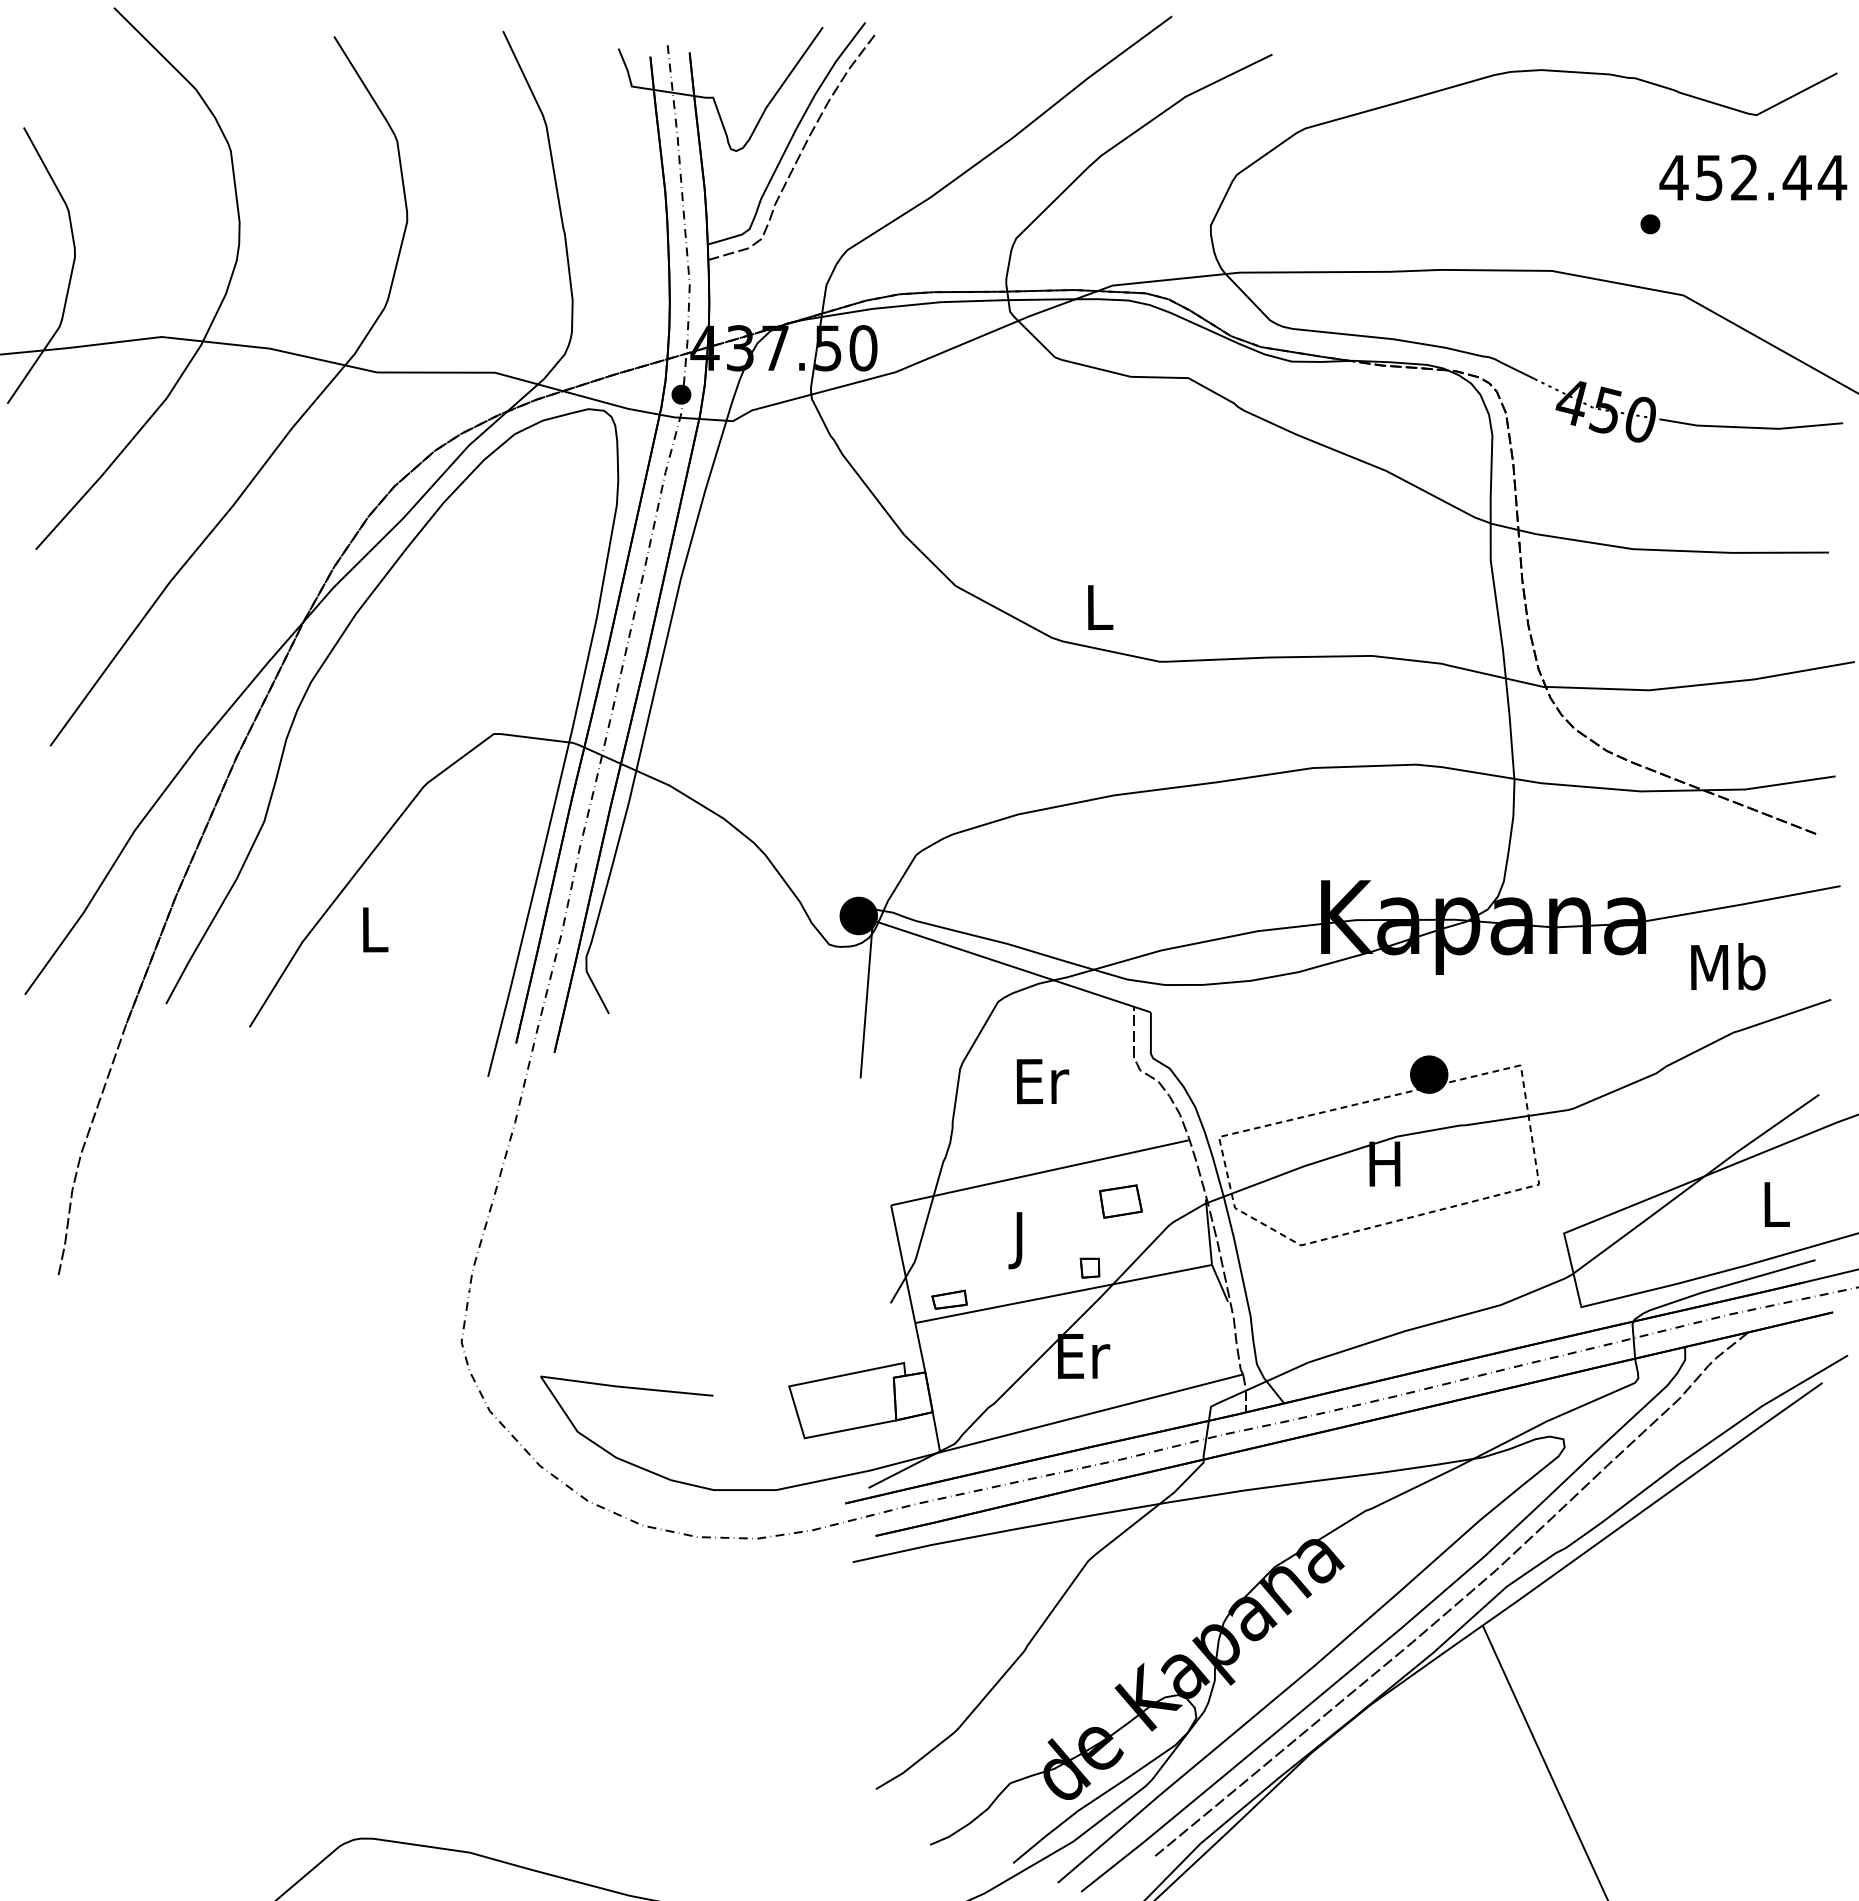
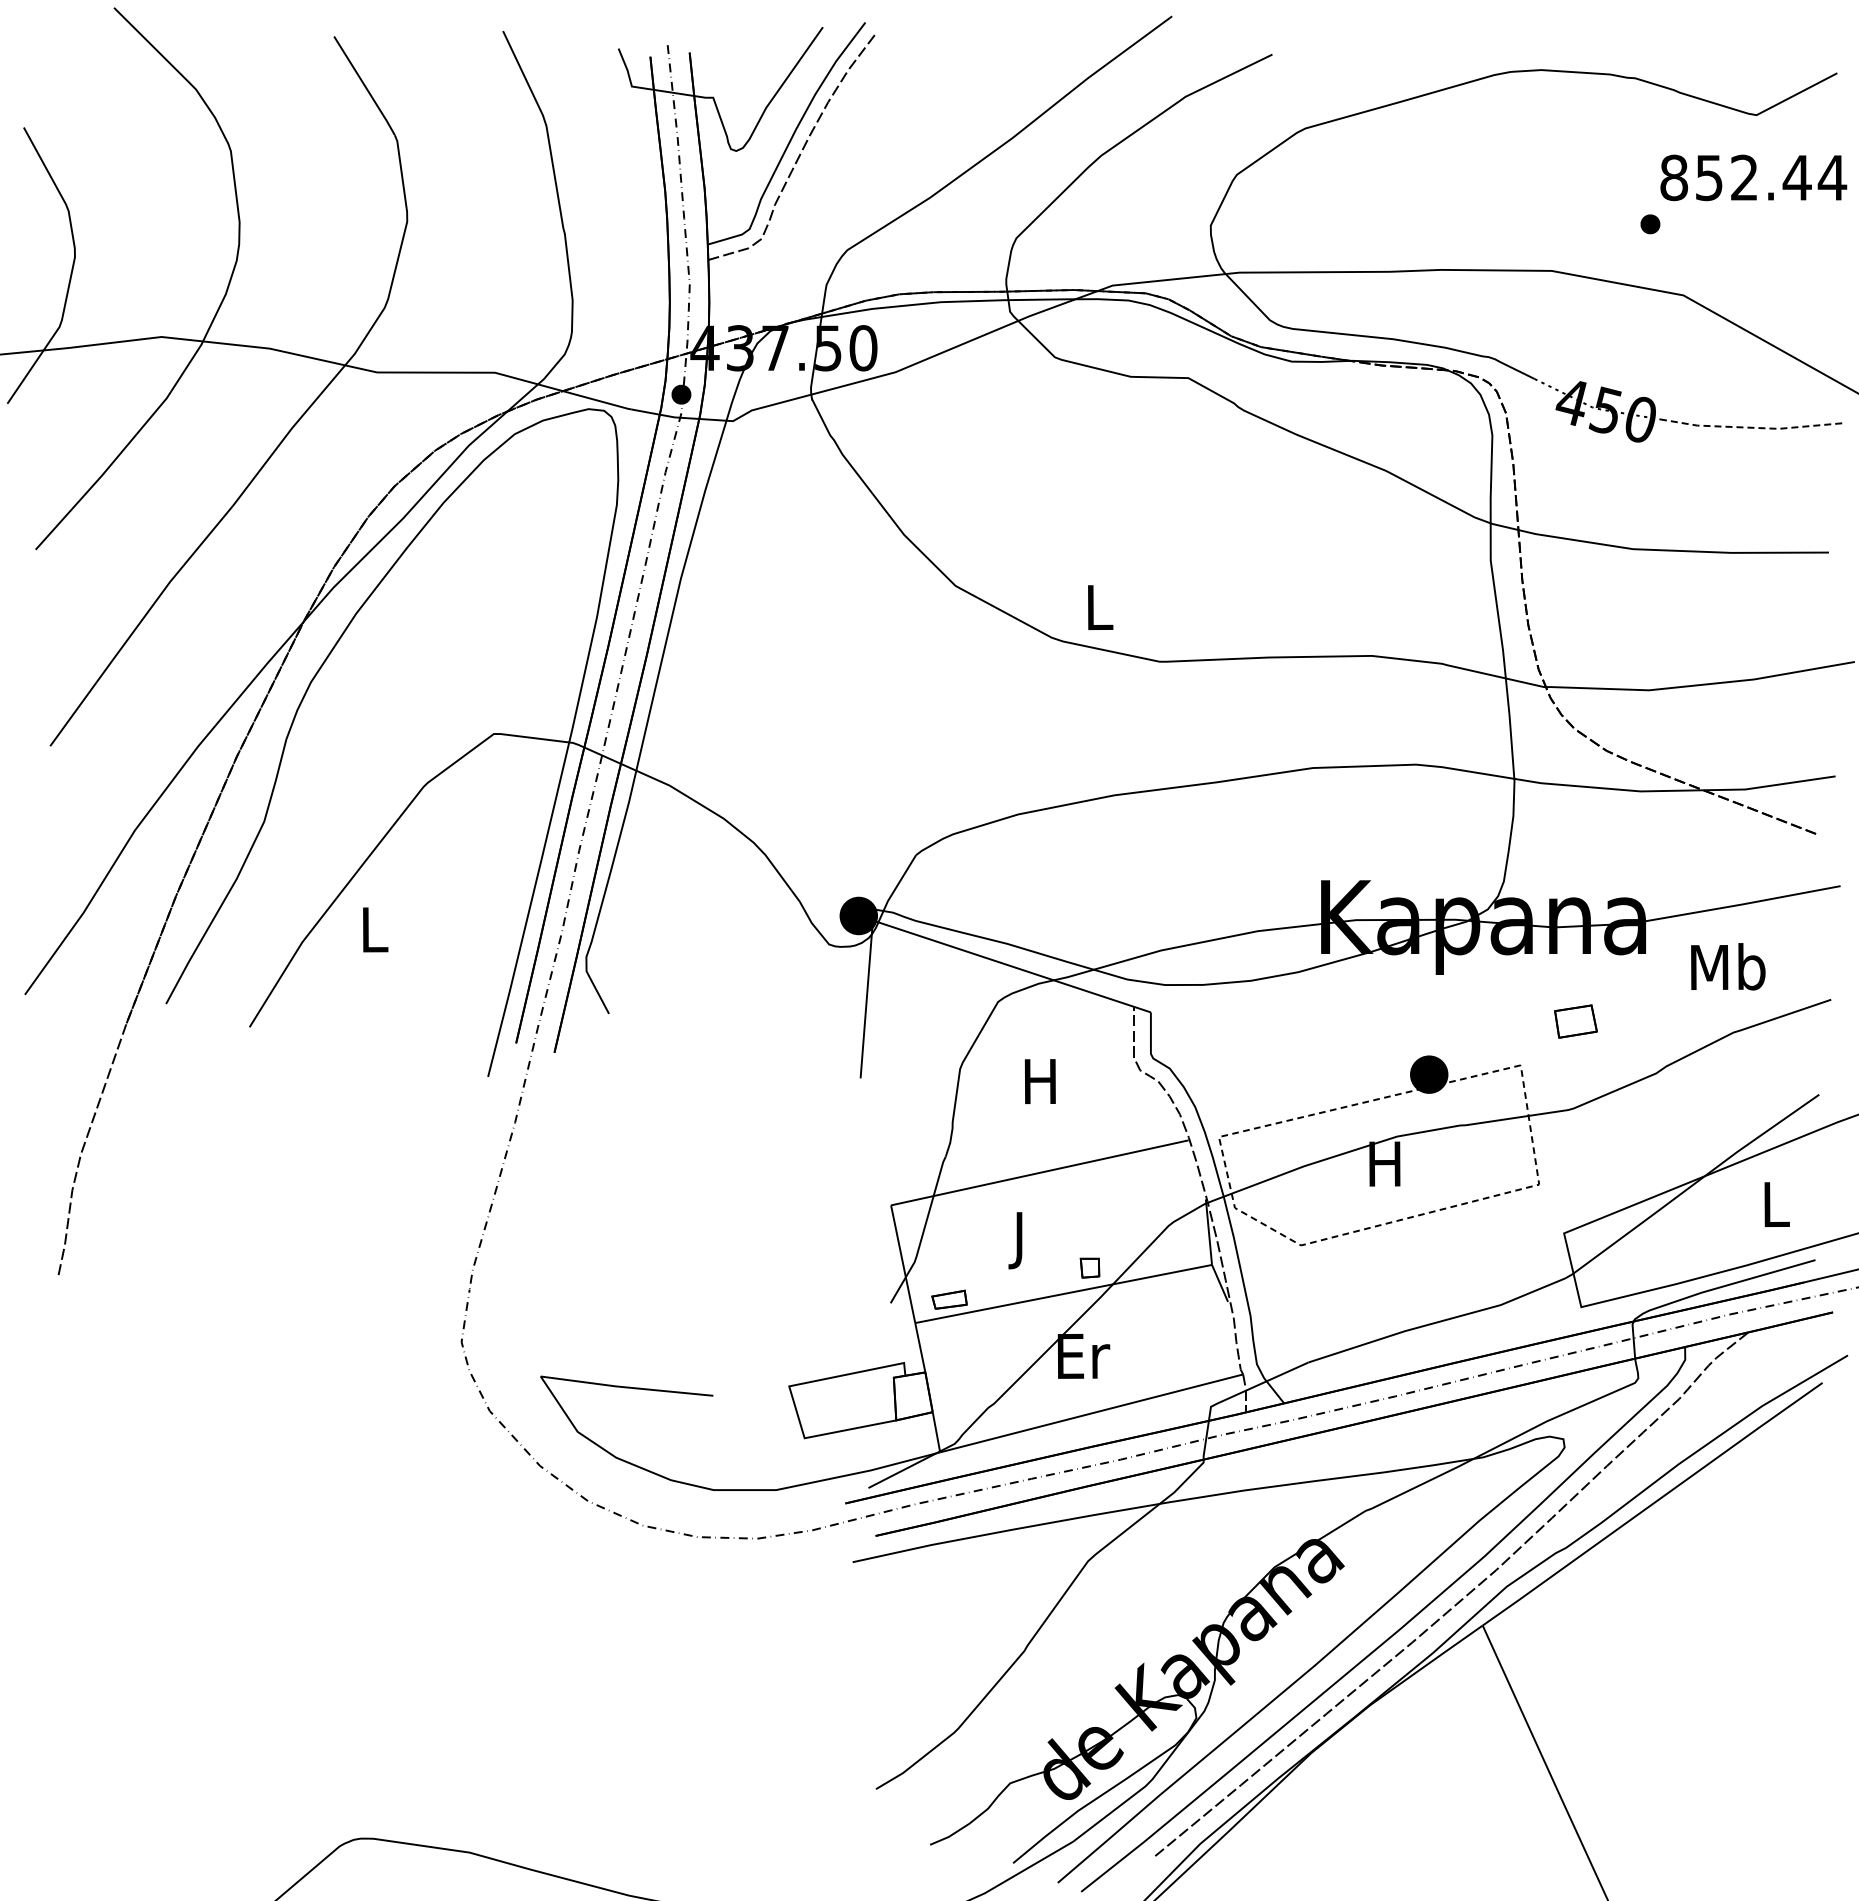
text: 452.44 -> 852.44 (1673, 177)
line: solid -> dashed (1751, 427)
text: Er -> H (1042, 1081)
part position: (1120, 1201) -> (1575, 1021) (1575, 1021)
